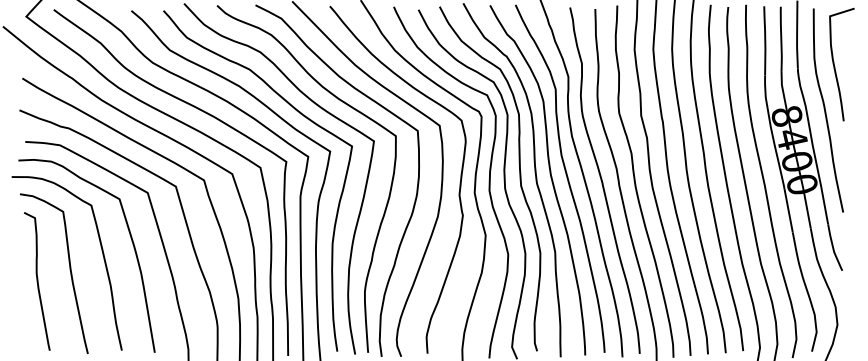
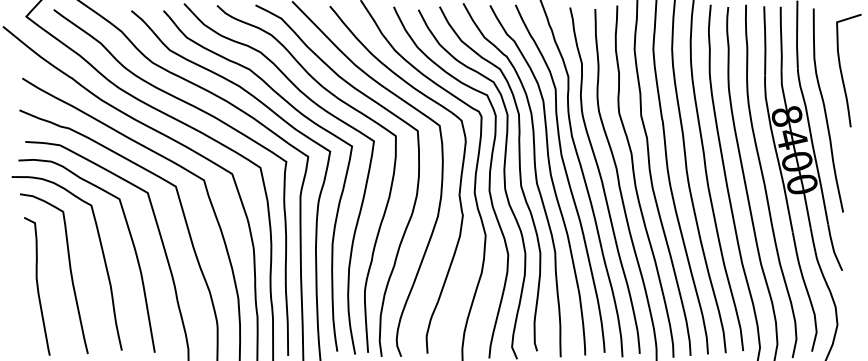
curve position: (835, 66) -> (842, 72) (842, 72)
curve position: (37, 281) -> (37, 286) (37, 286)
